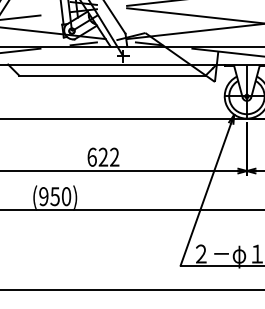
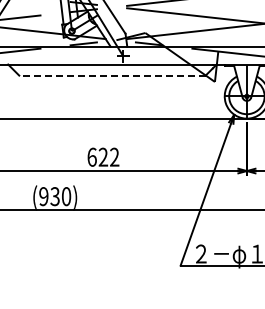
line: solid -> dashed (111, 75)
text: (950) -> (930) (55, 196)
line: present -> none (131, 290)
